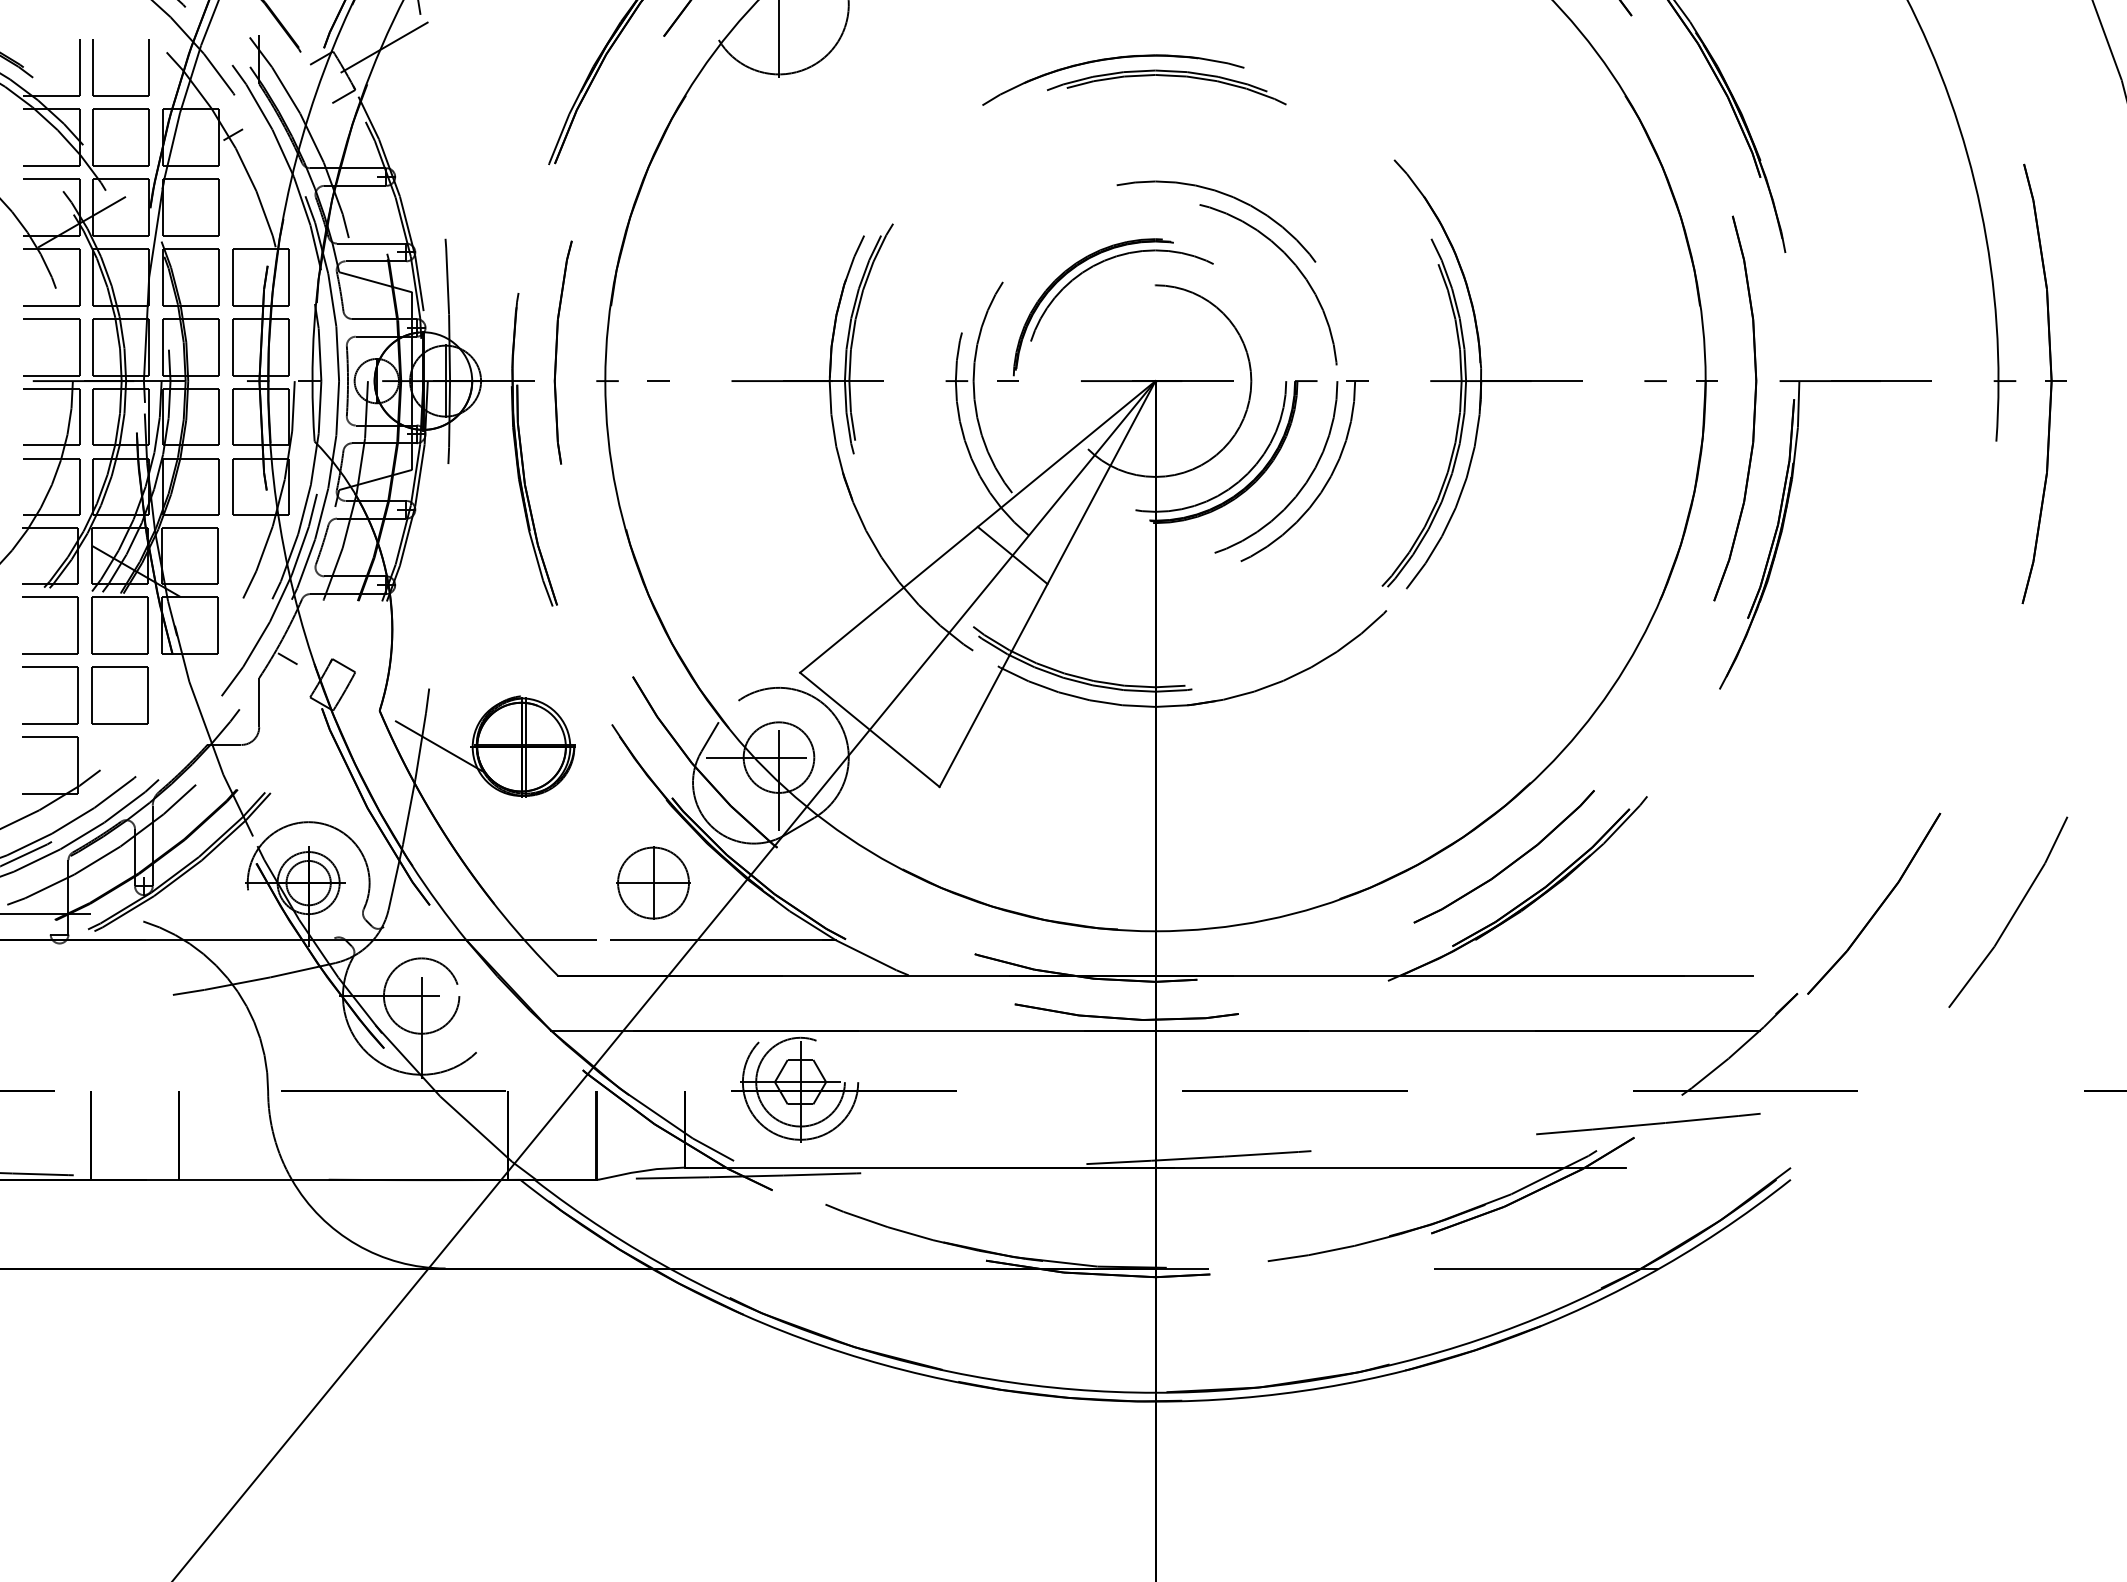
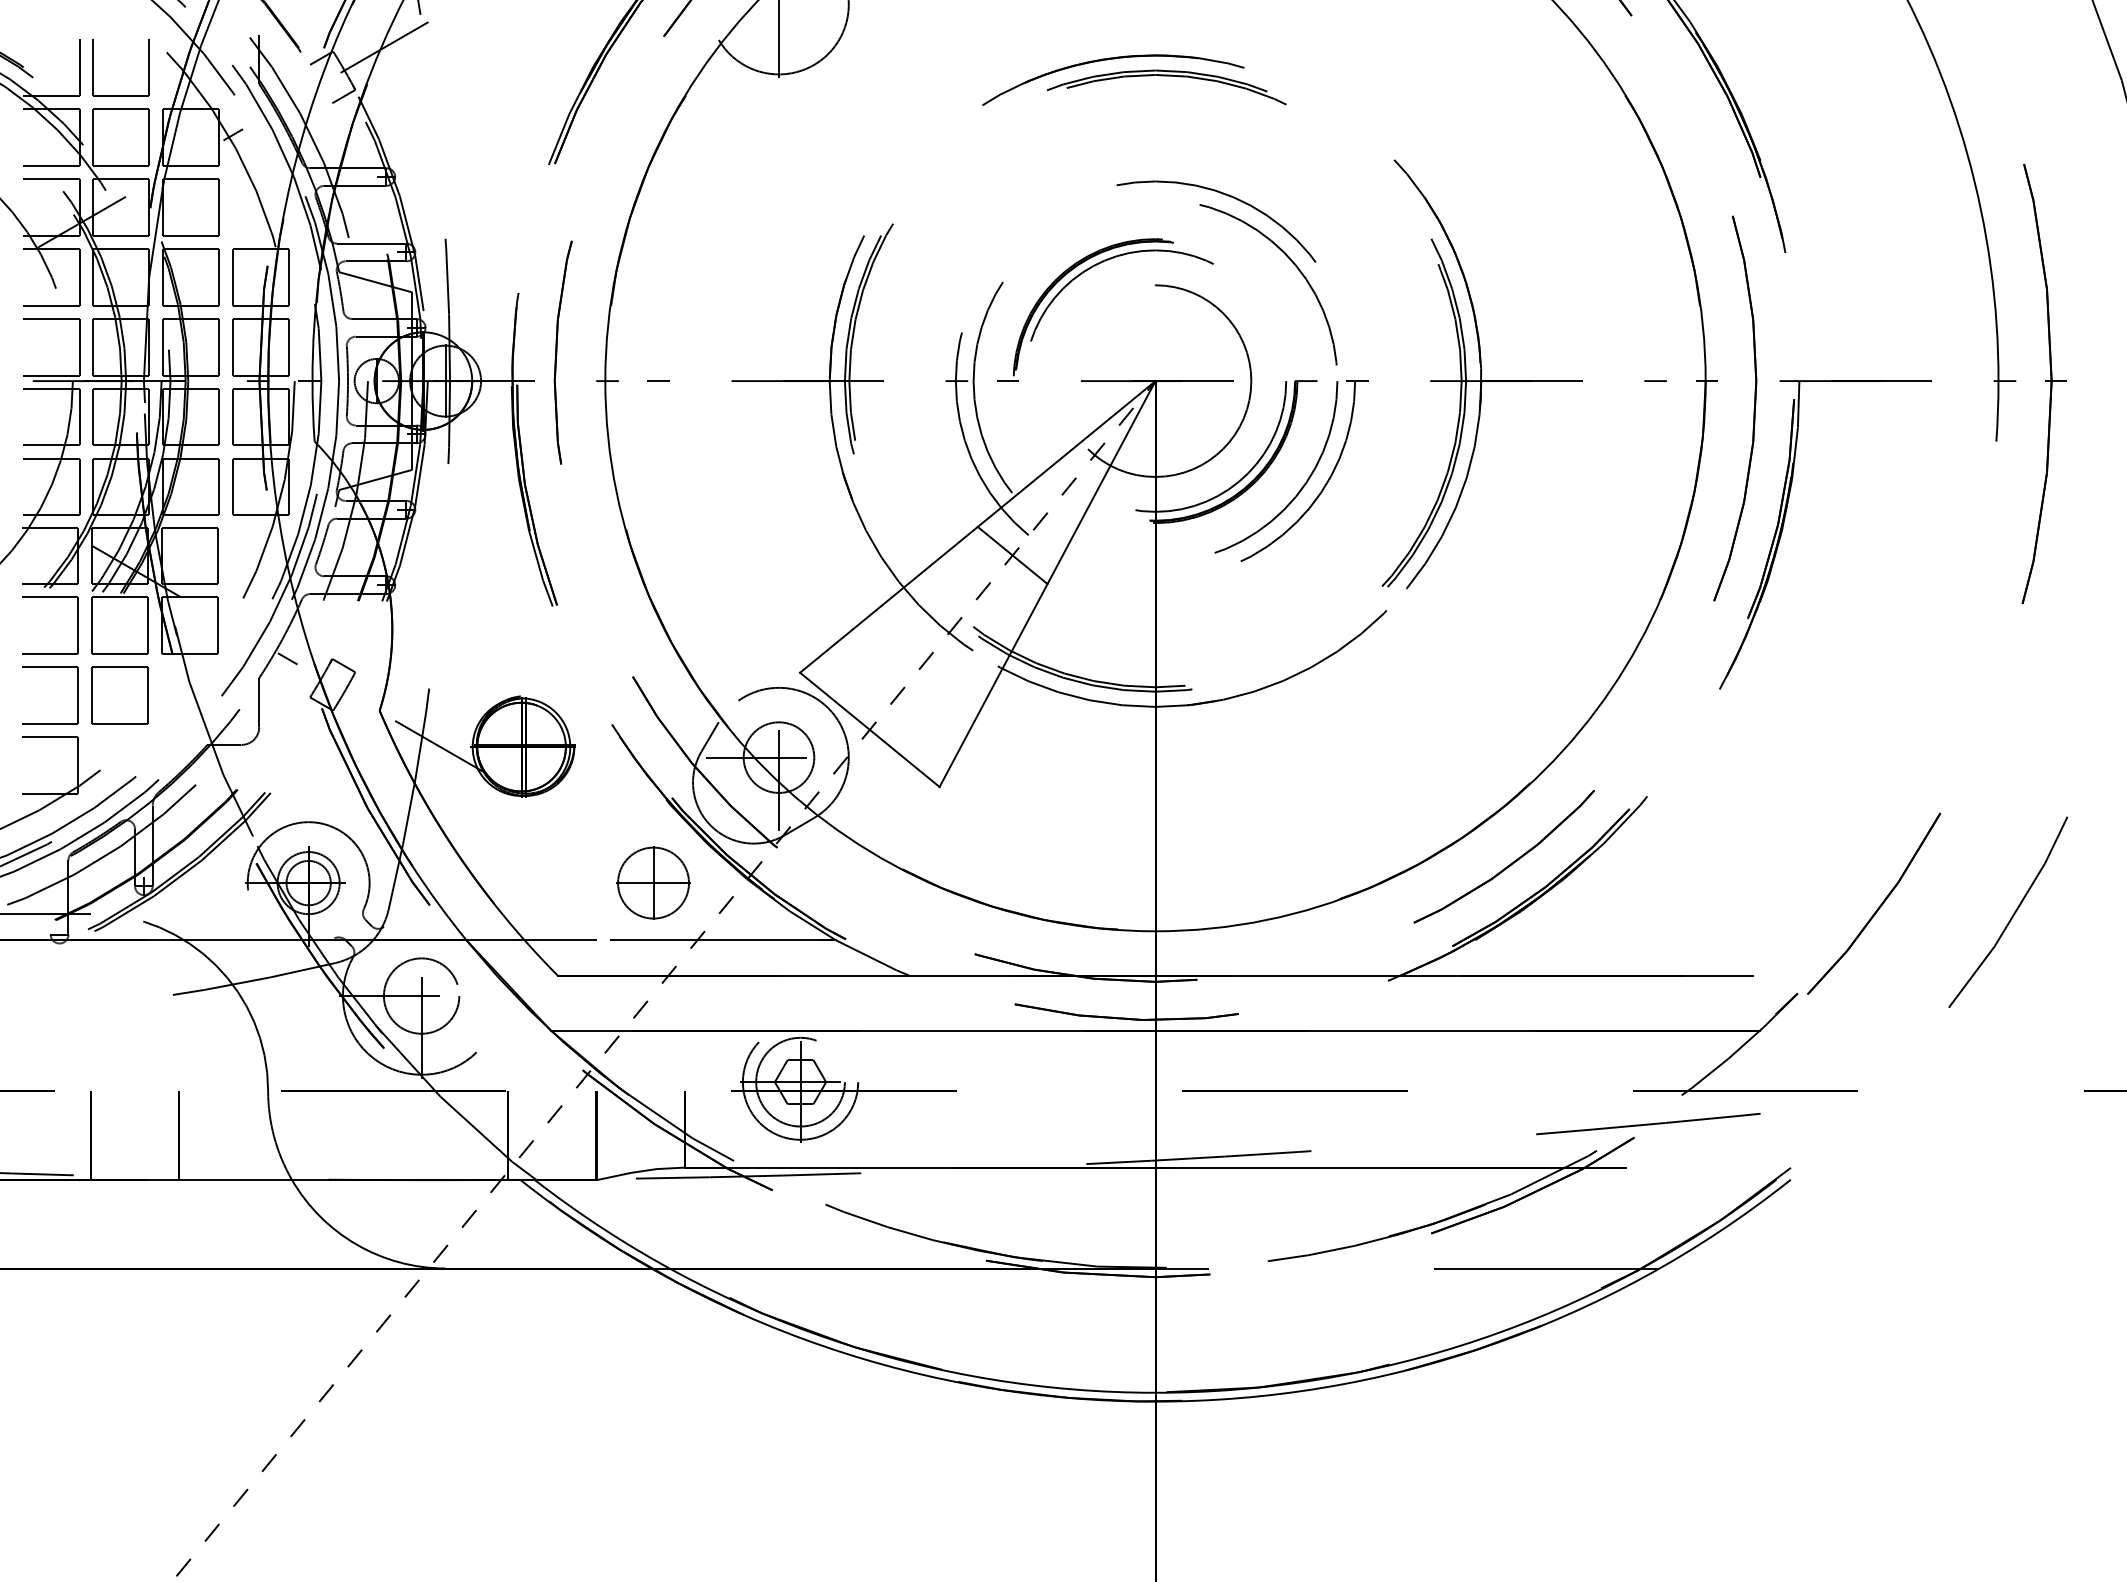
line: solid -> dashed (663, 981)
